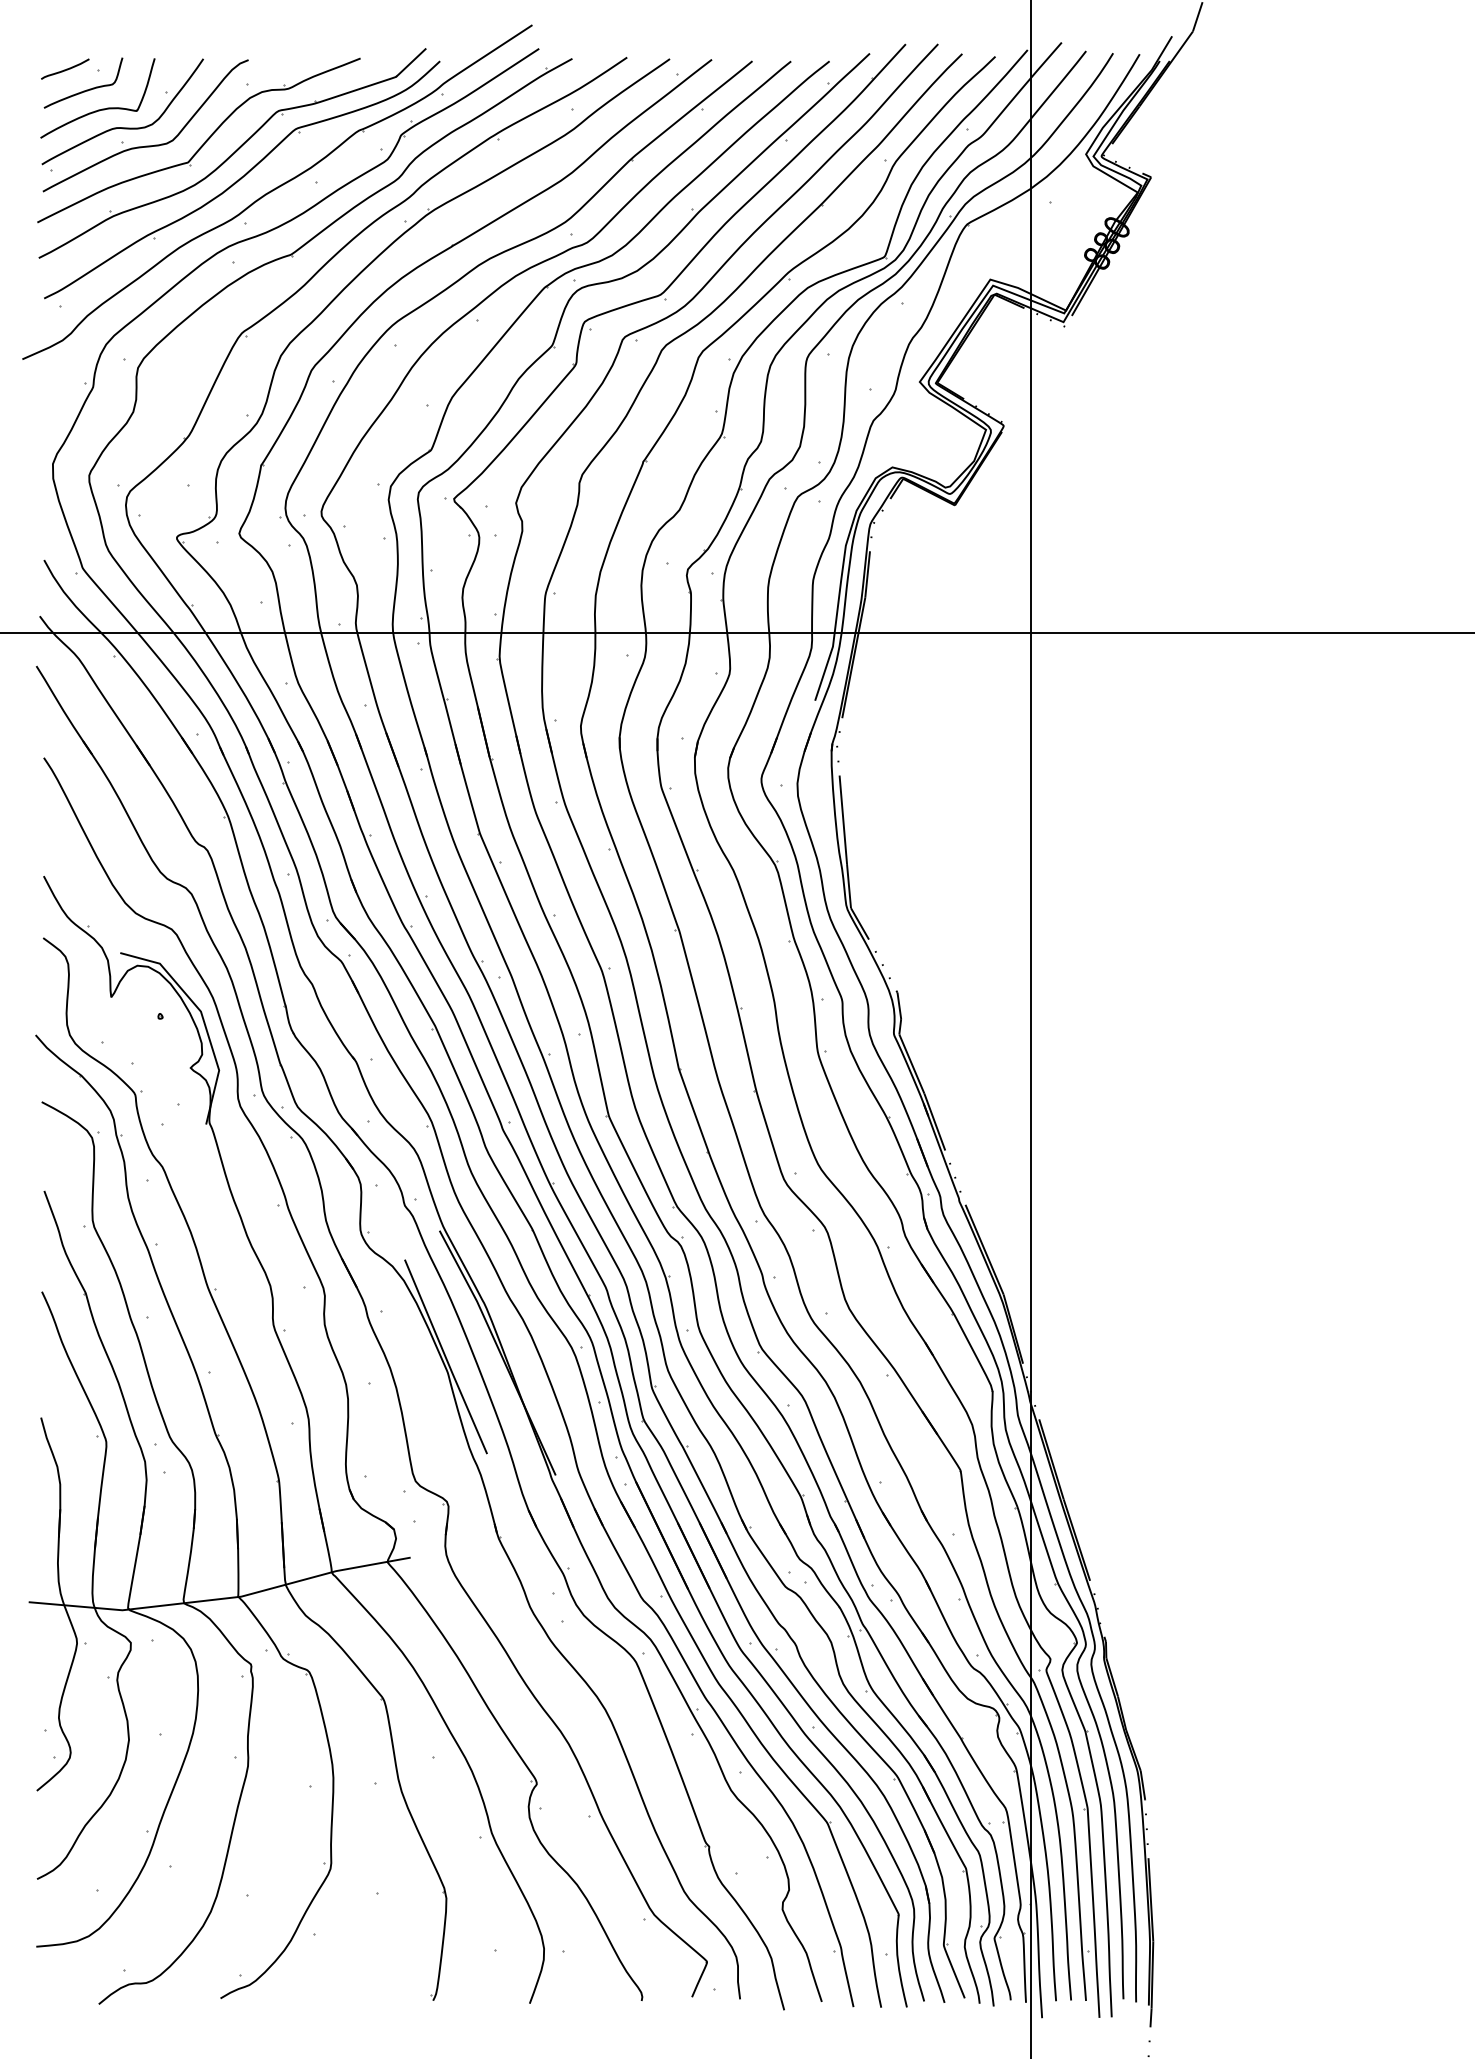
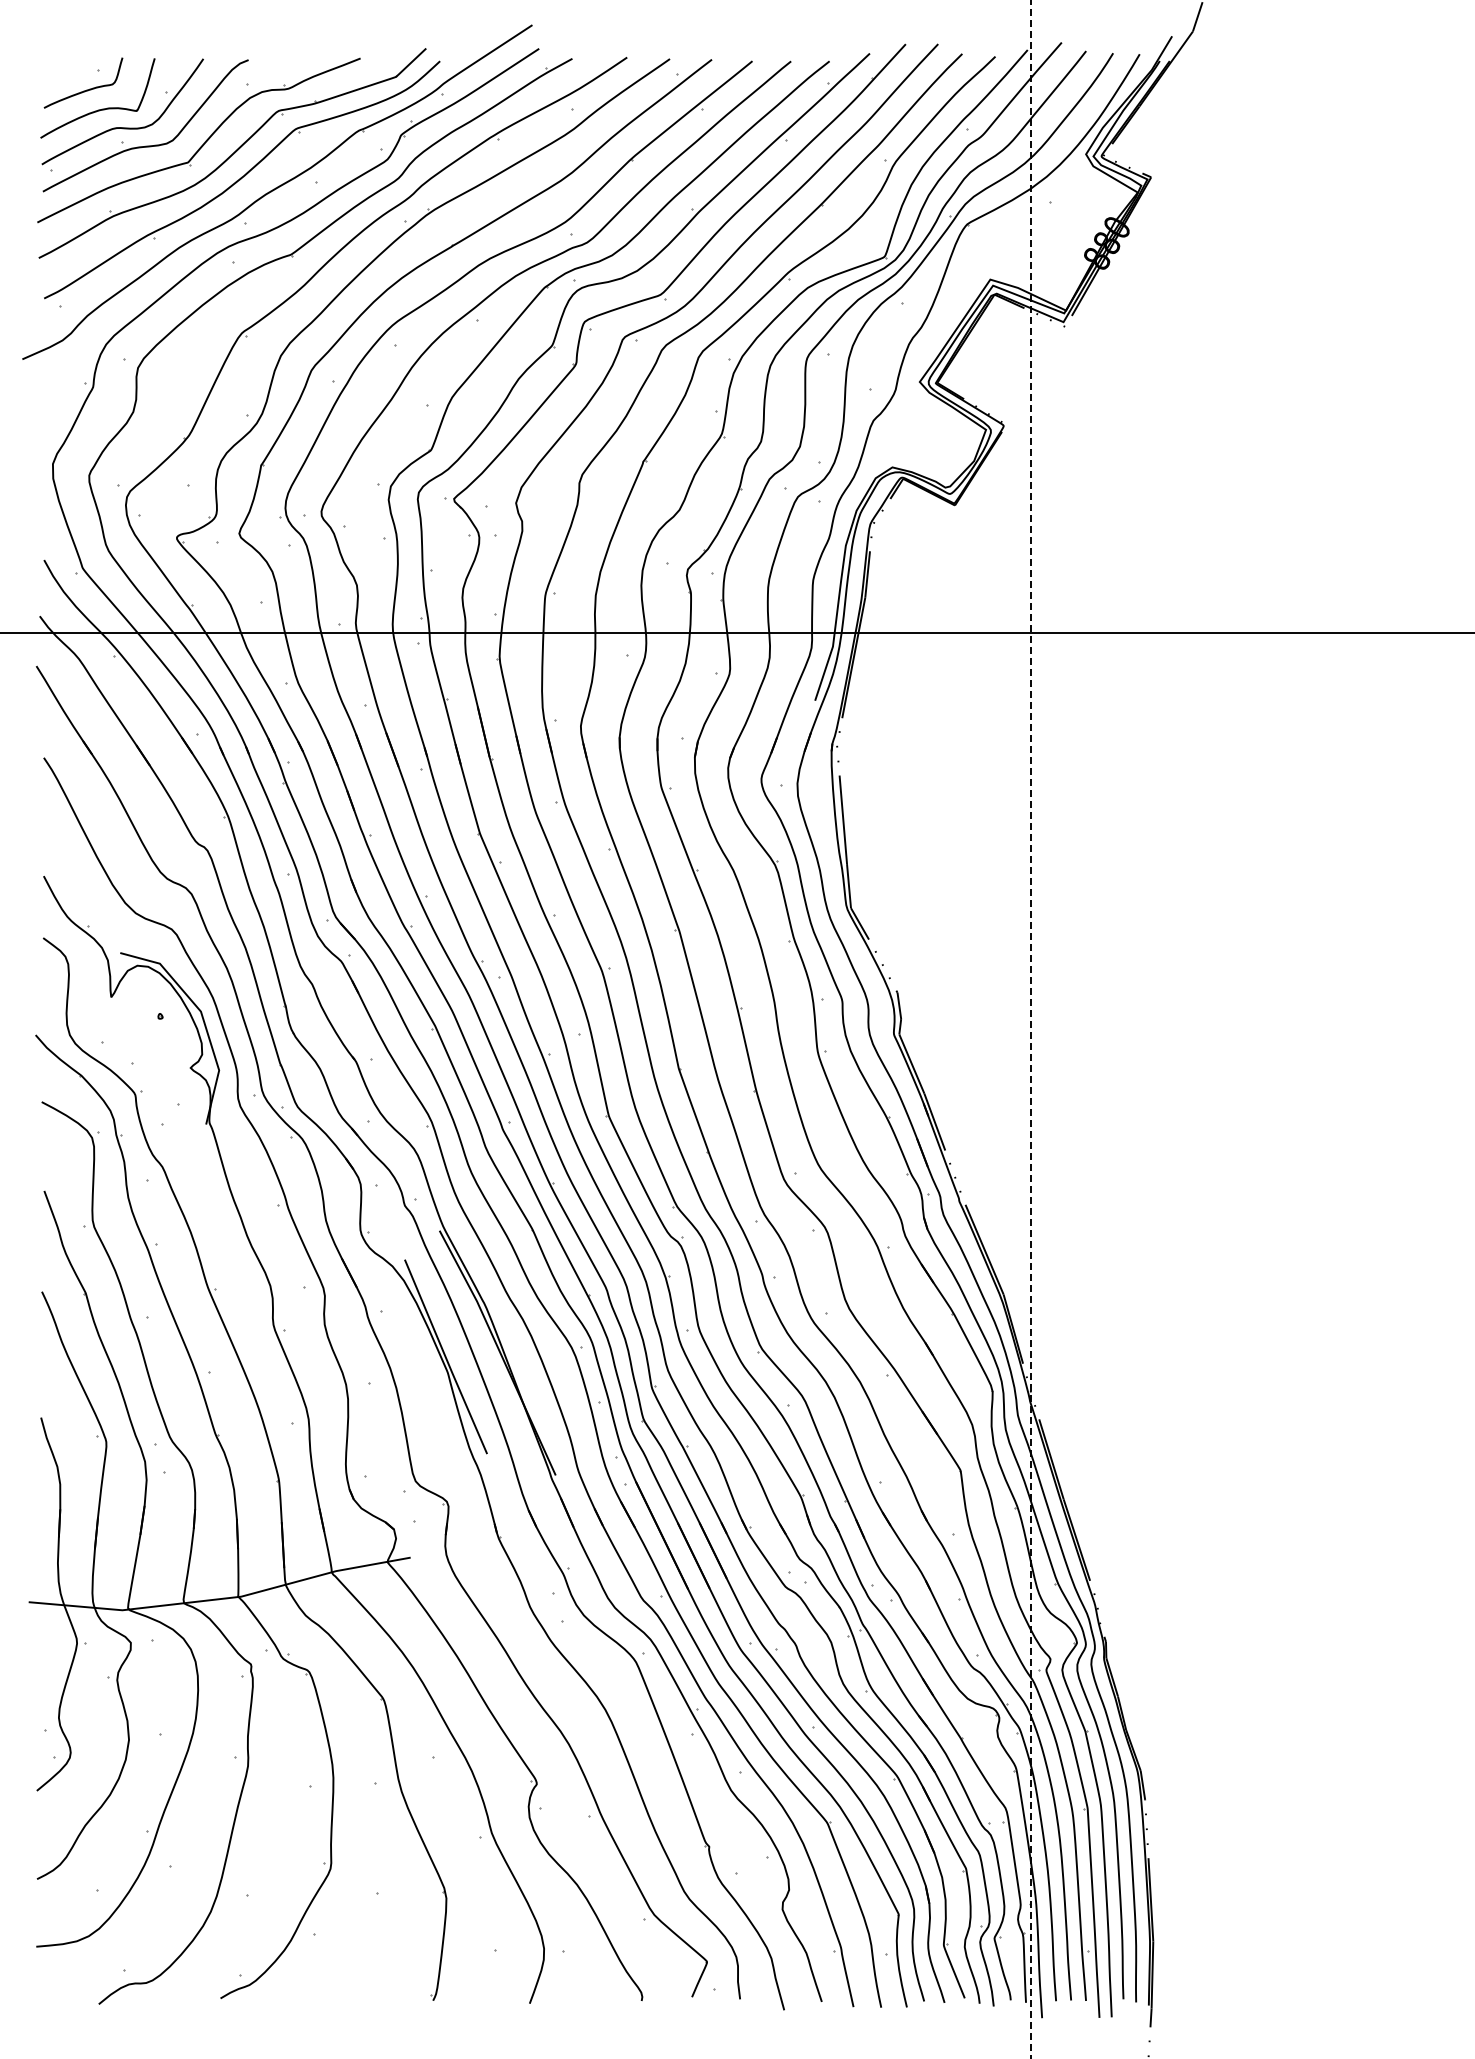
curve: present -> none (66, 68)
line: solid -> dashed (1030, 1028)
